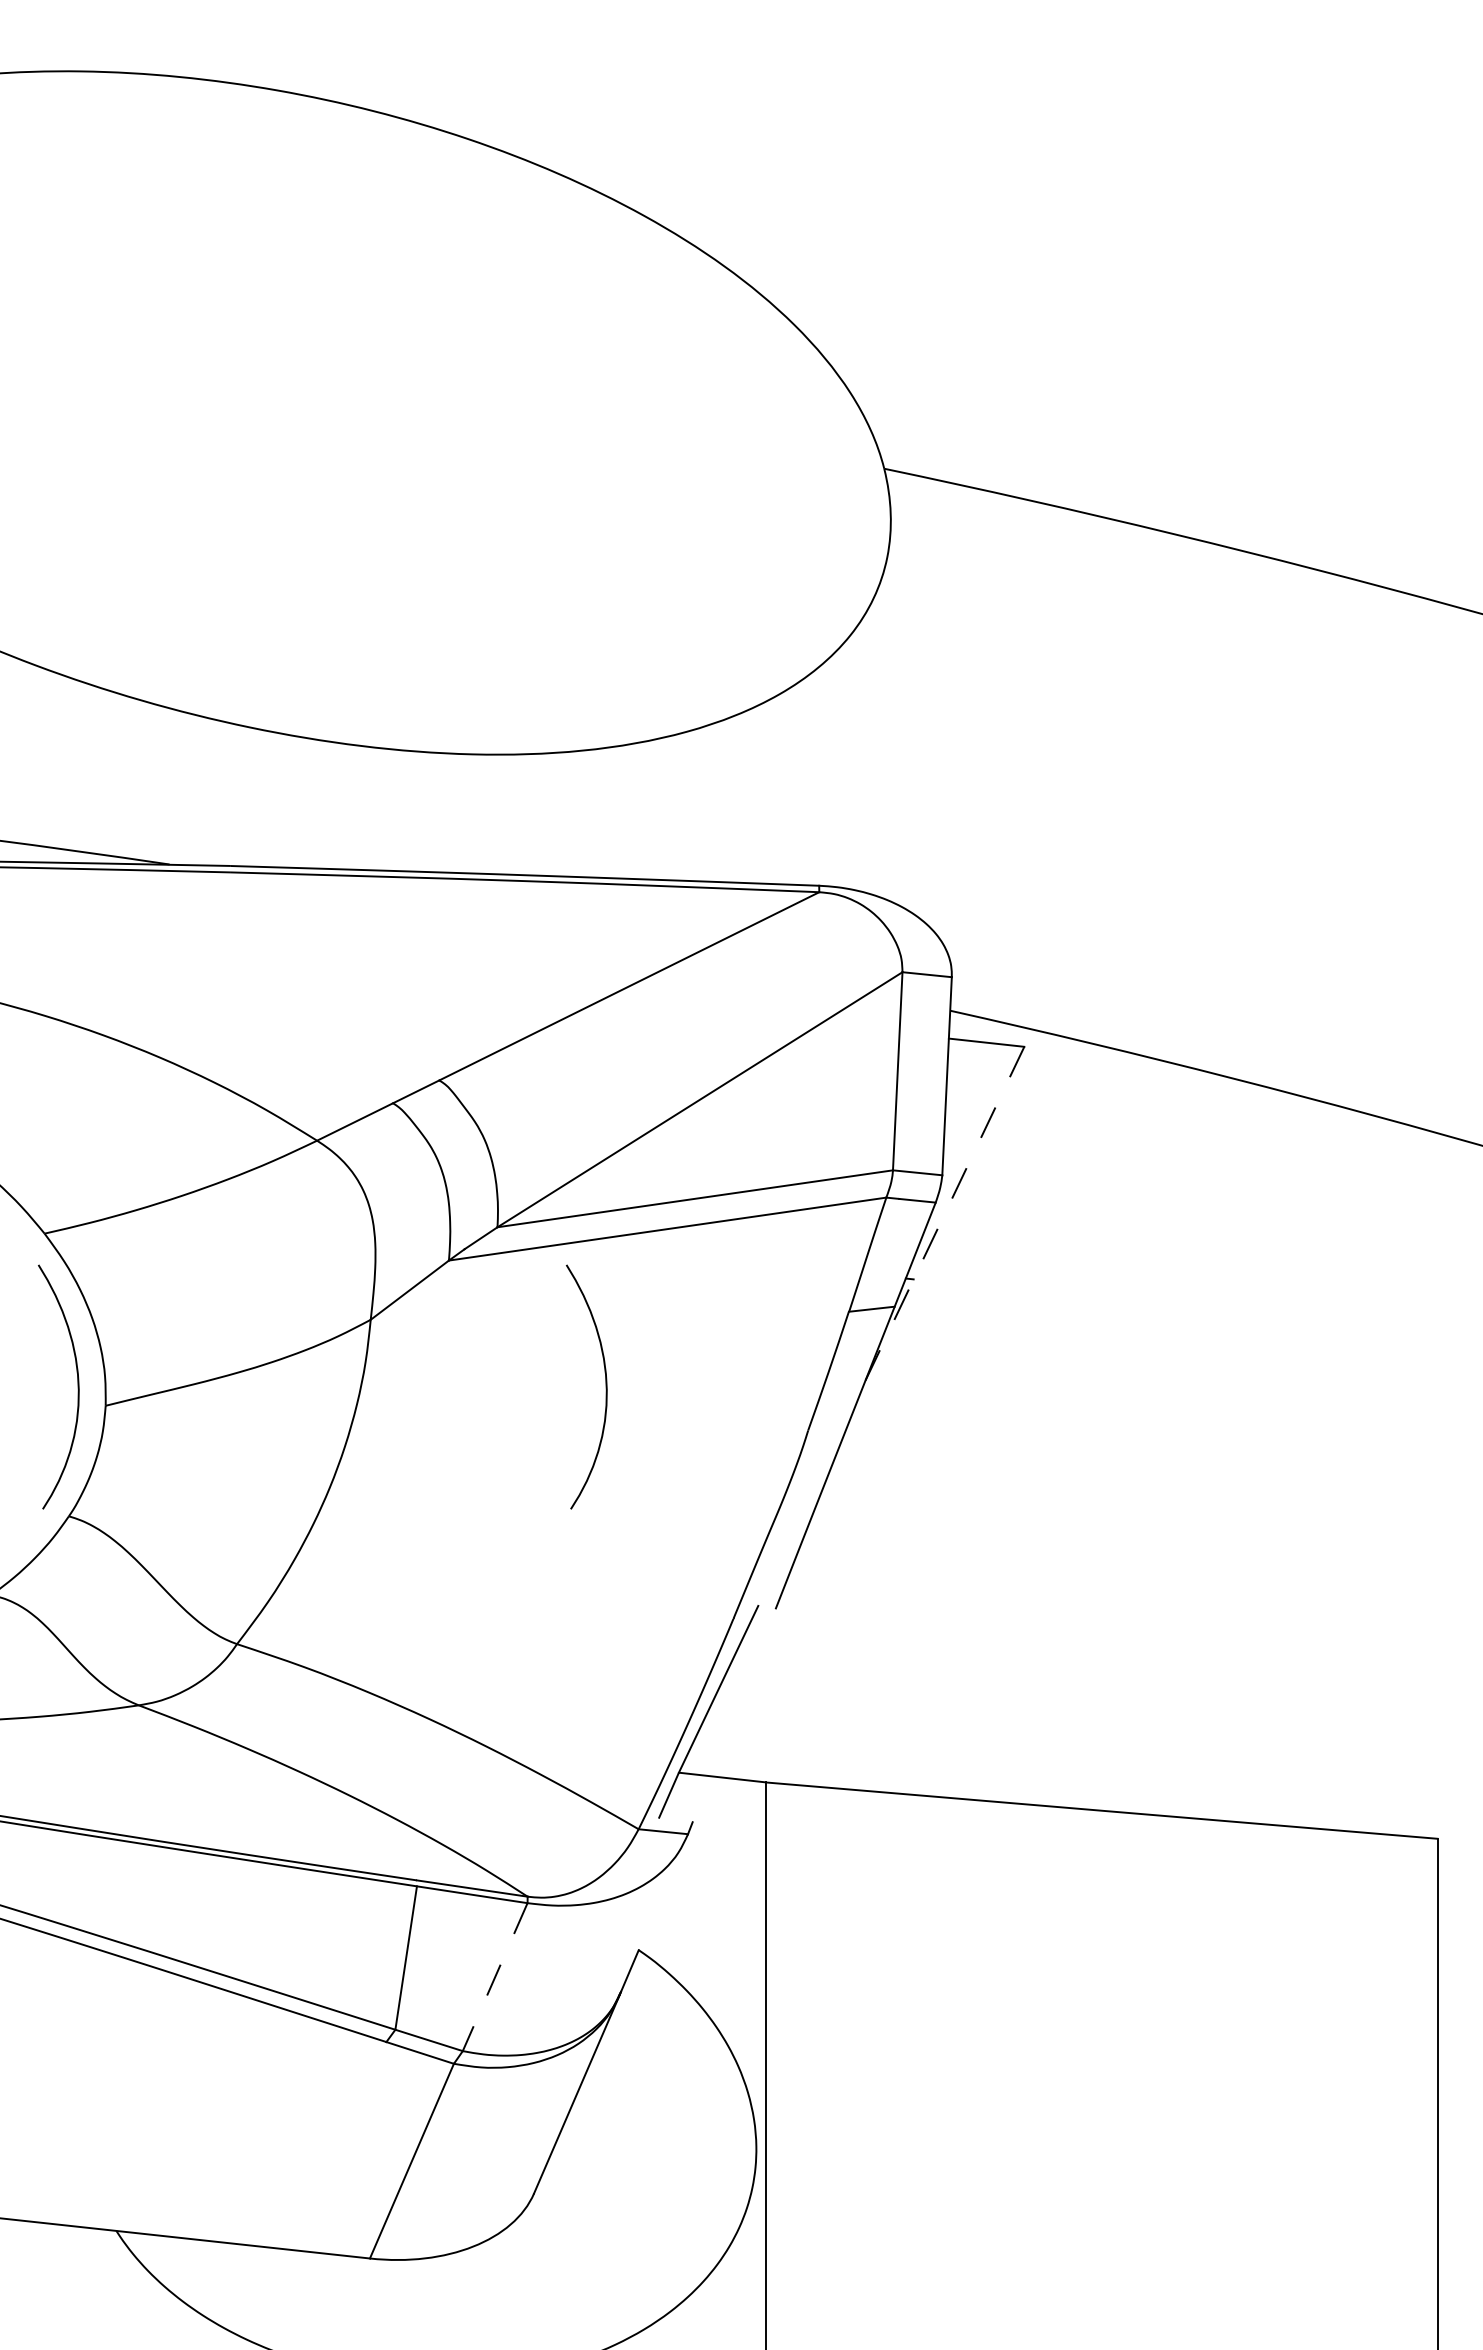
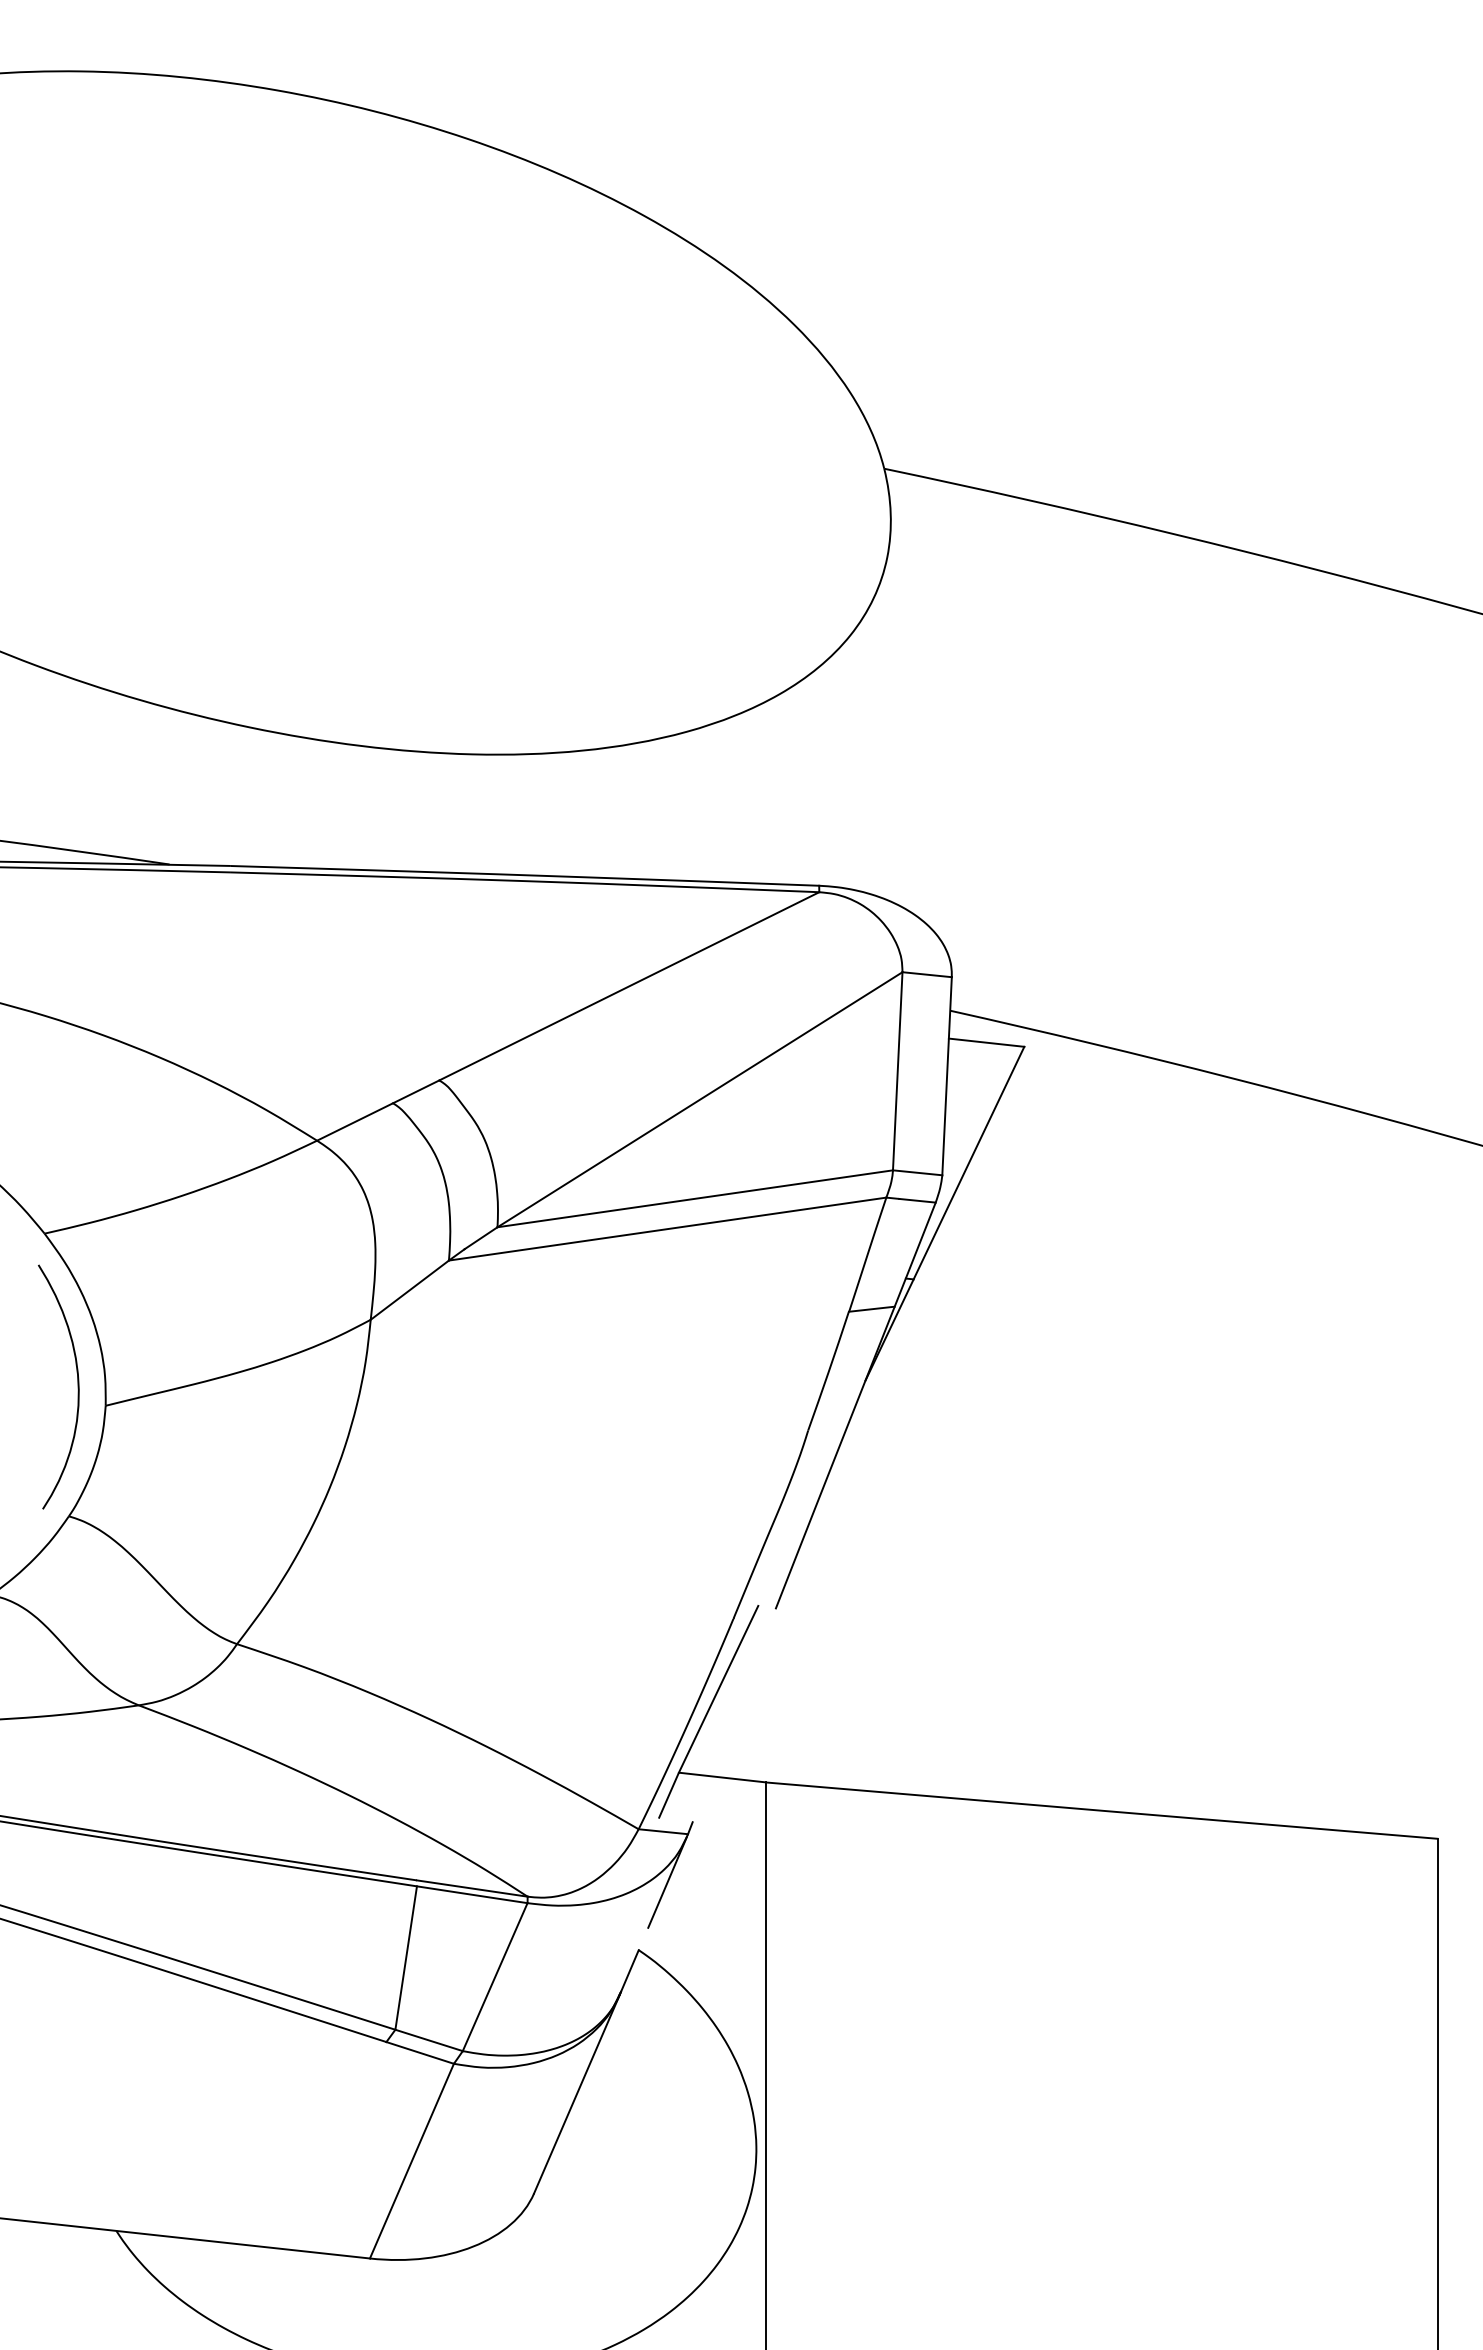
line: dashed -> solid (944, 1213)
curve: present -> none (605, 1386)
line: none -> present (667, 1882)
line: dashed -> solid (495, 1977)
